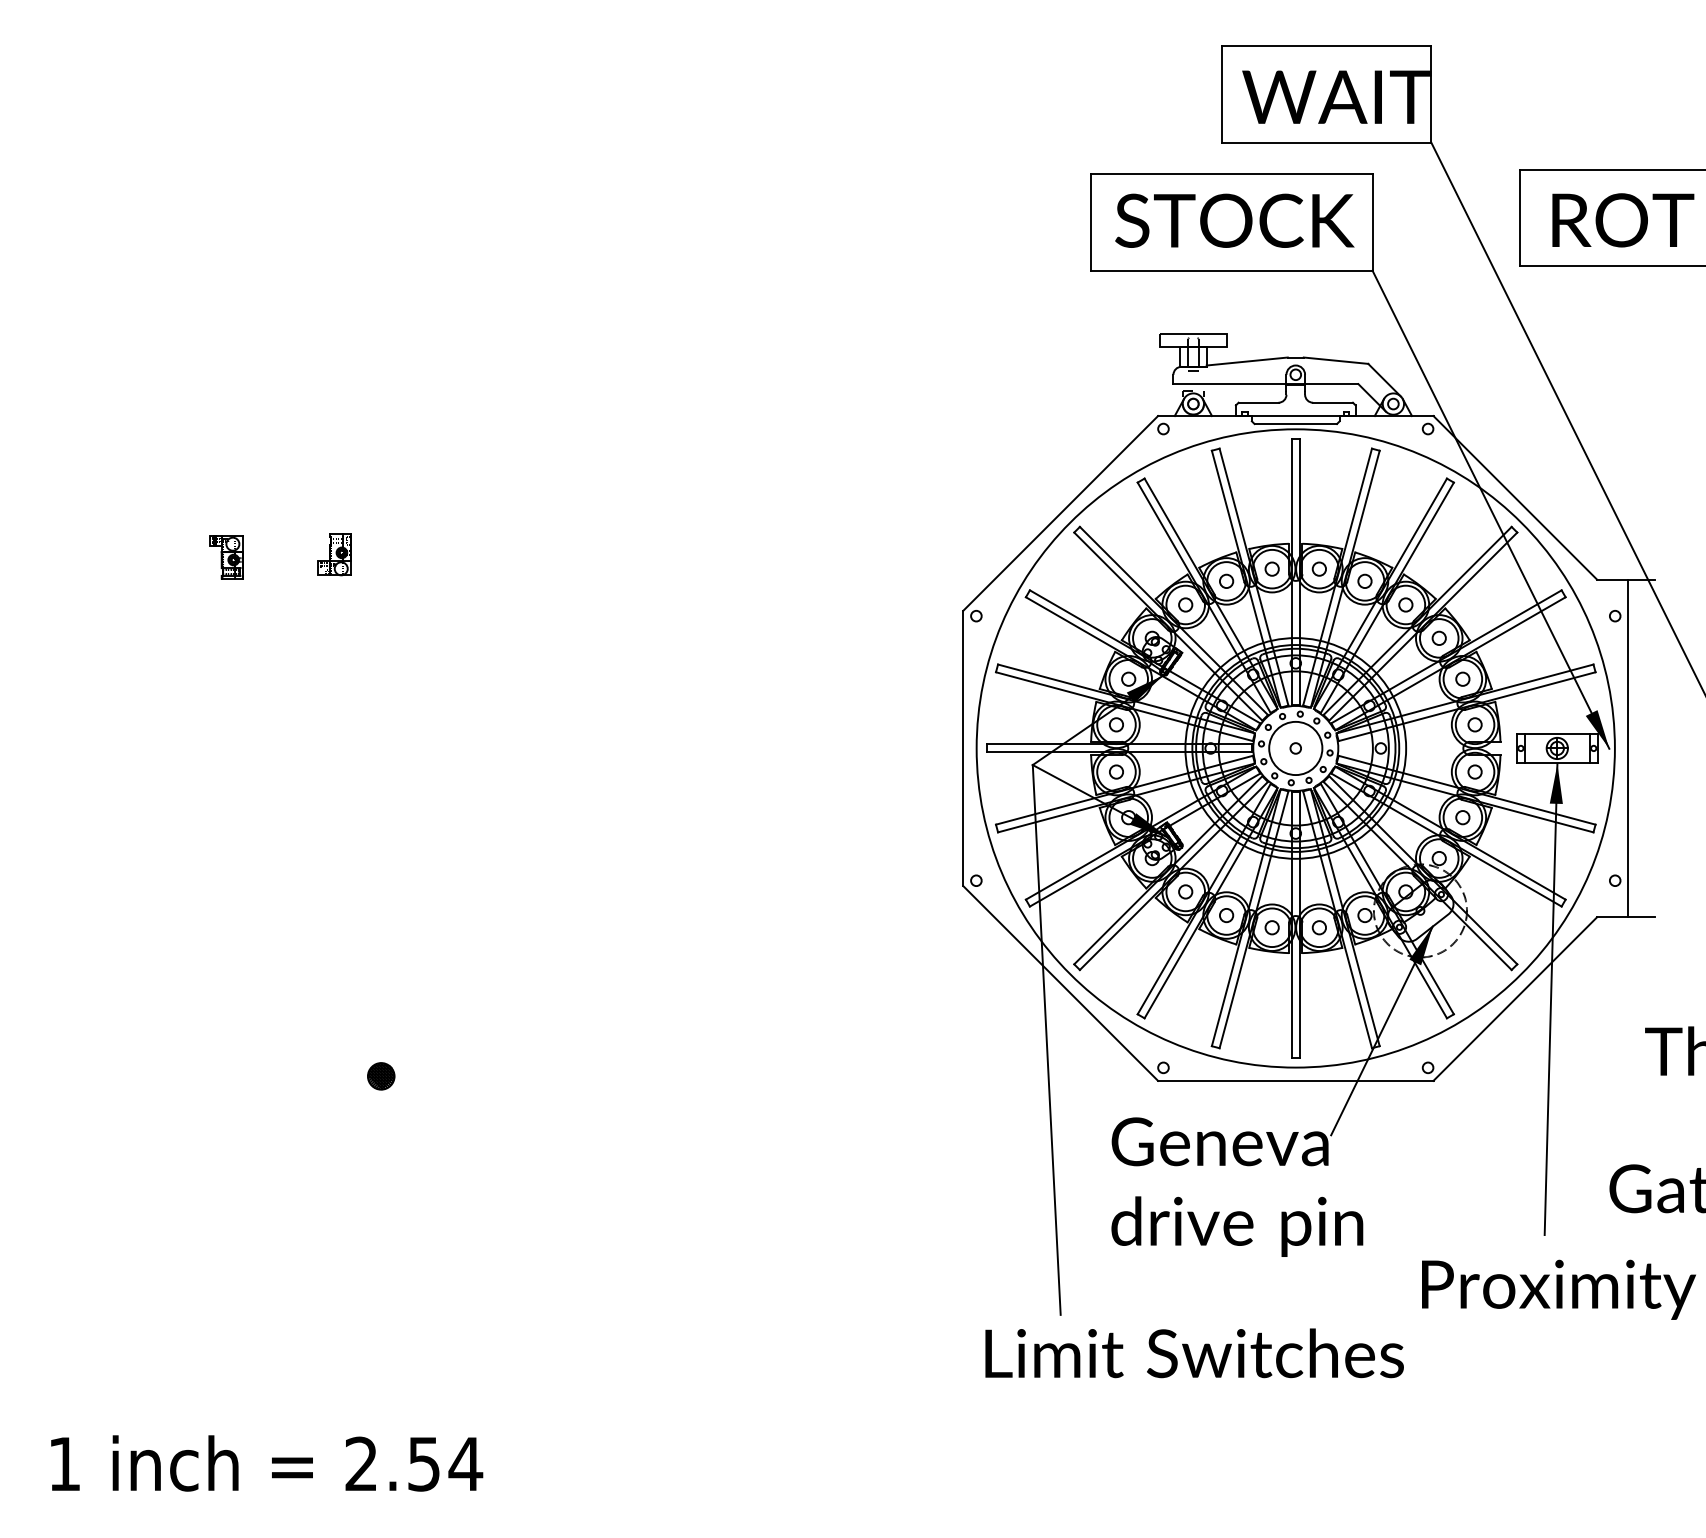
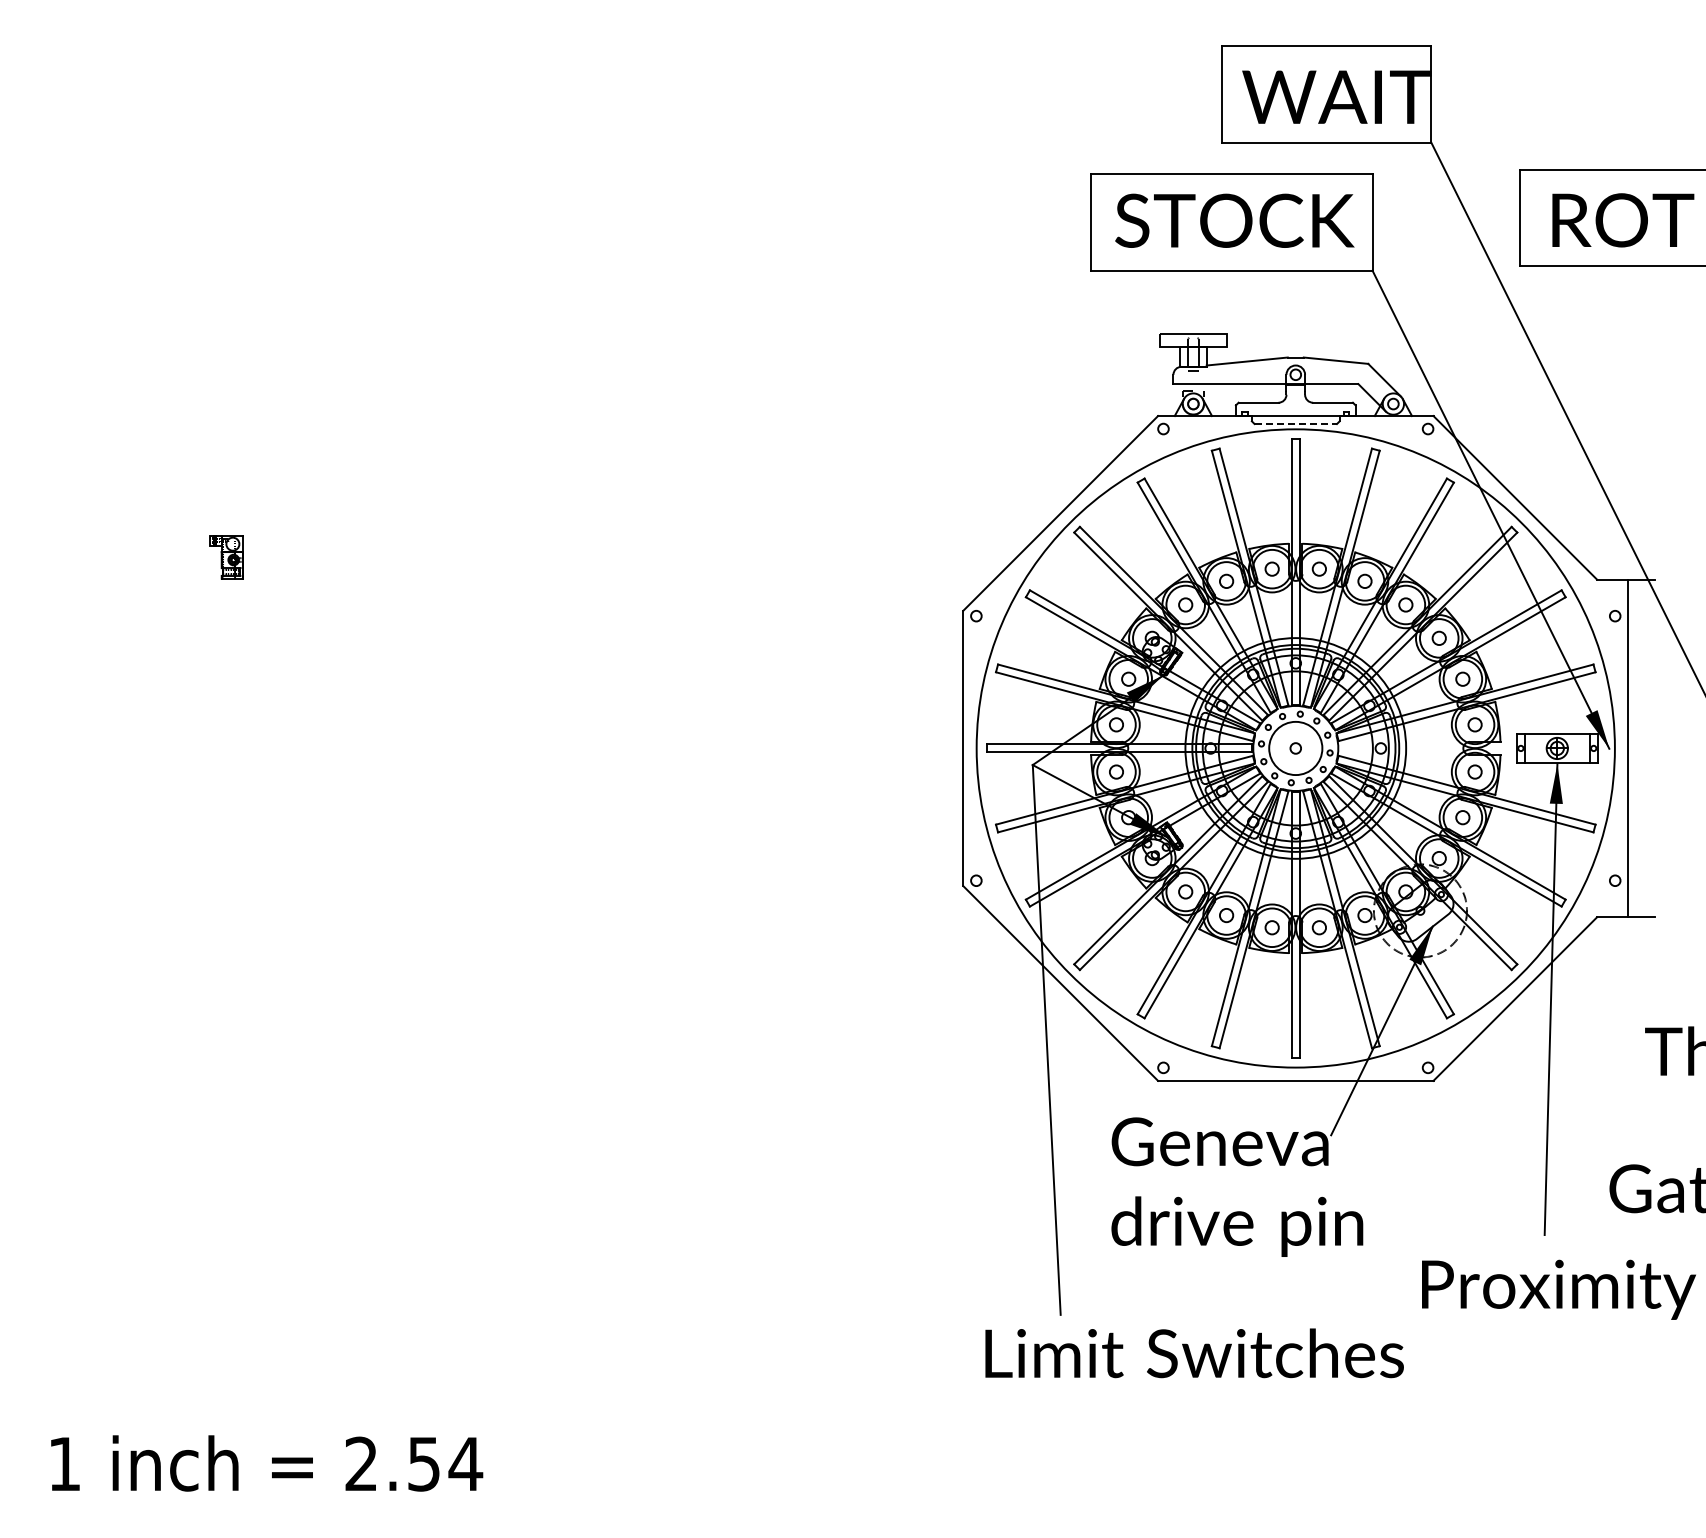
line: solid -> dashed (1296, 424)
part: present -> none (334, 554)
part: present -> none (381, 1076)
